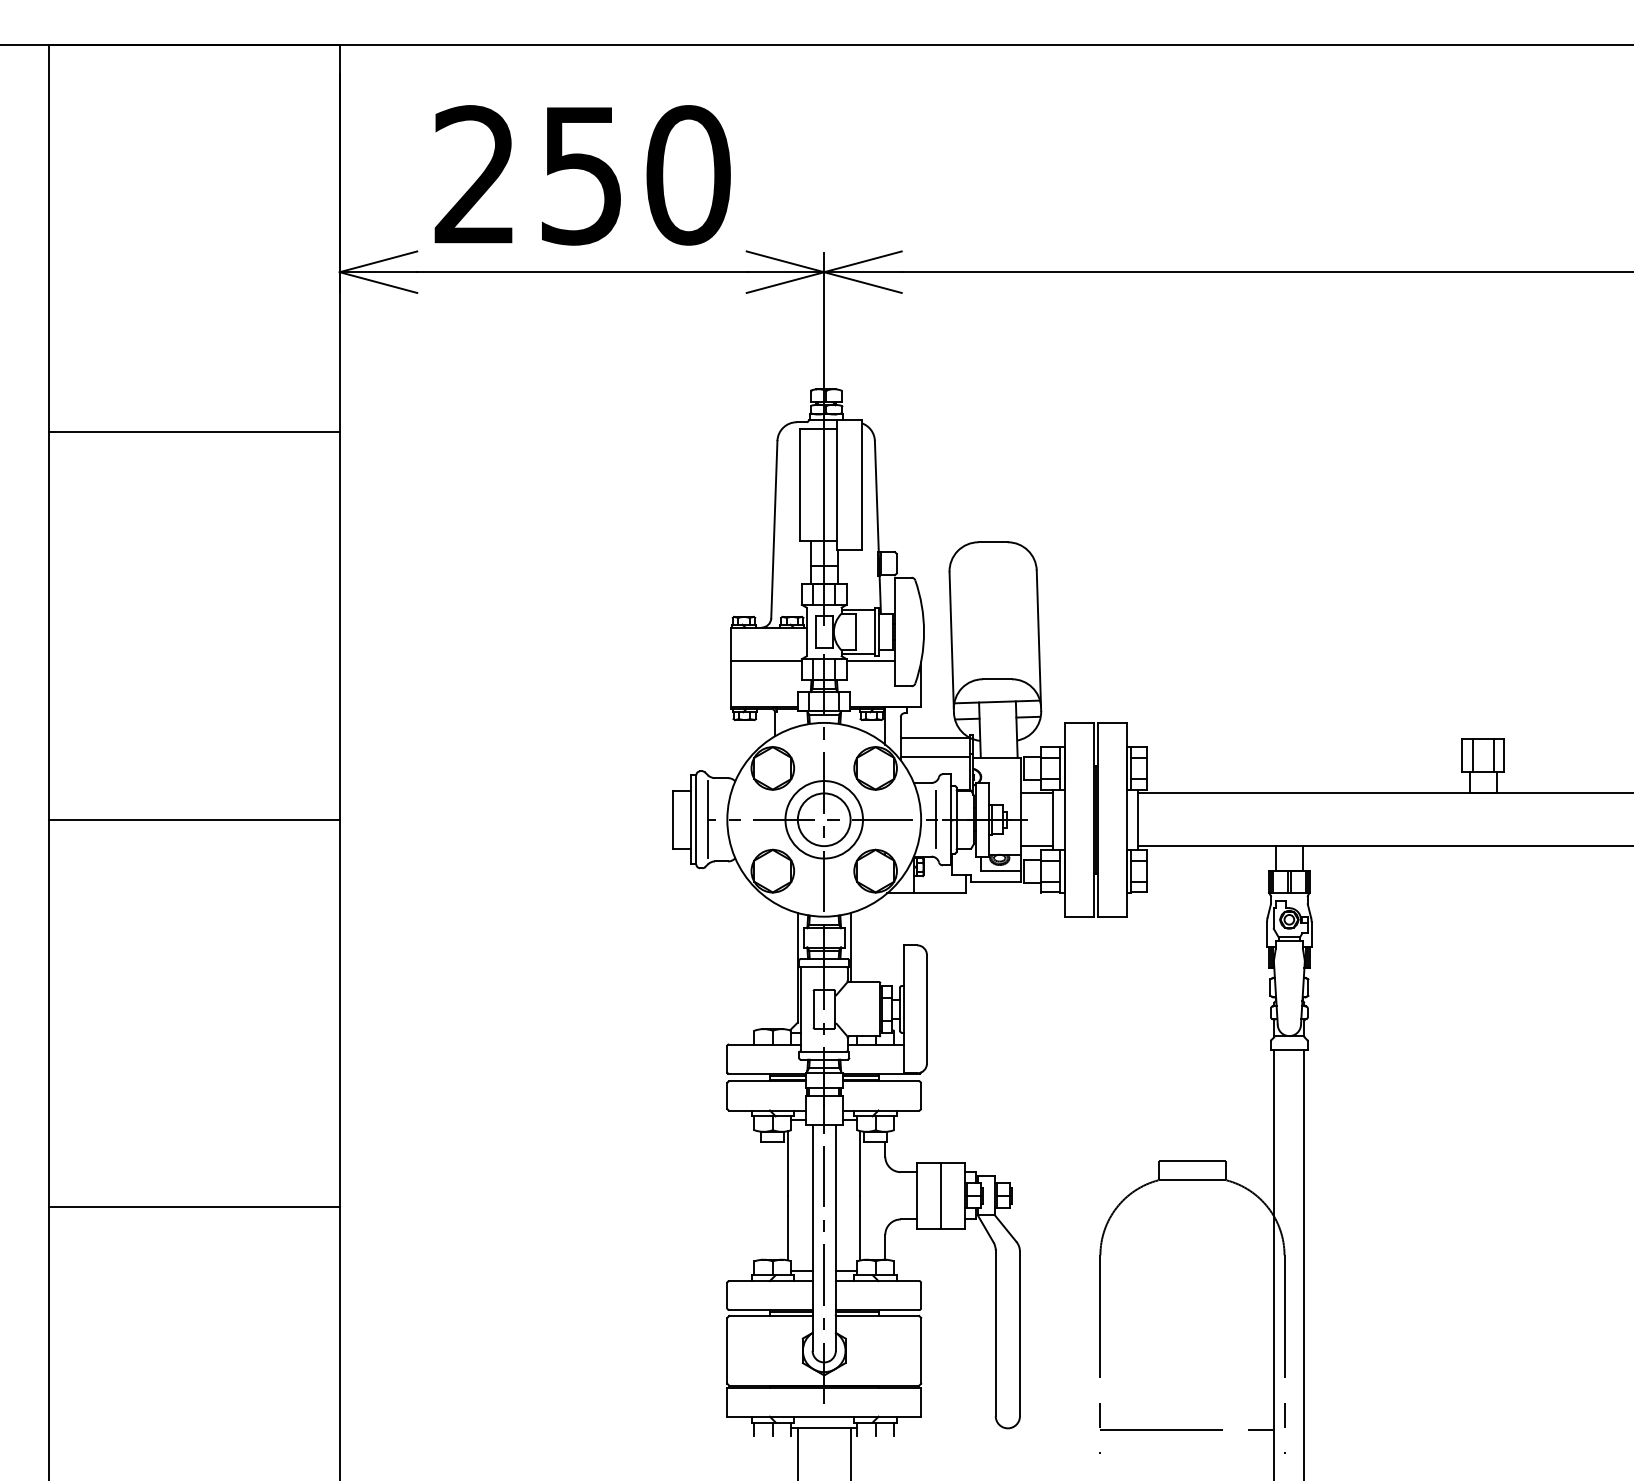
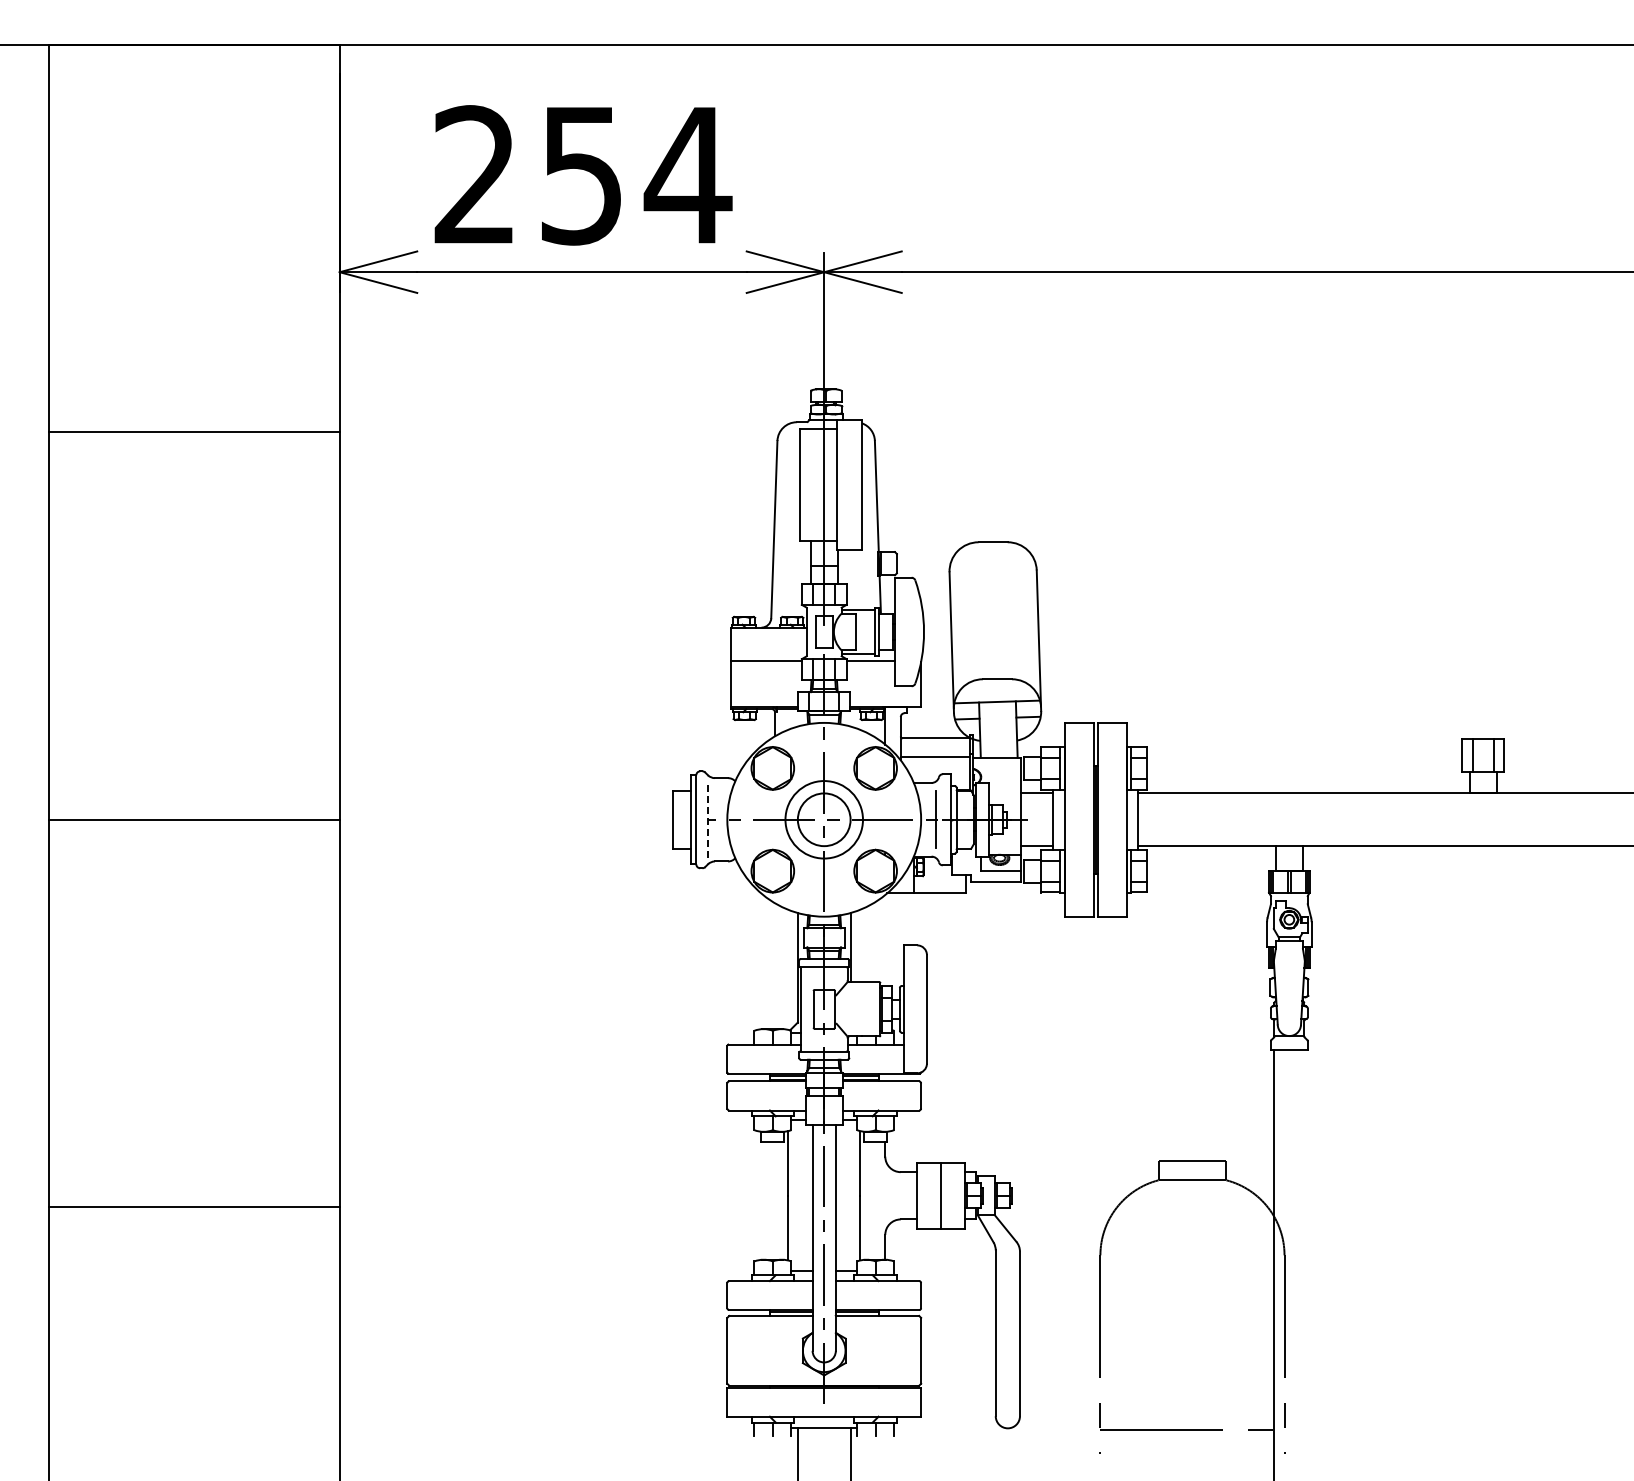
text: 250 -> 254 (687, 175)
line: solid -> dashed (708, 819)
line: present -> none (1304, 1263)
